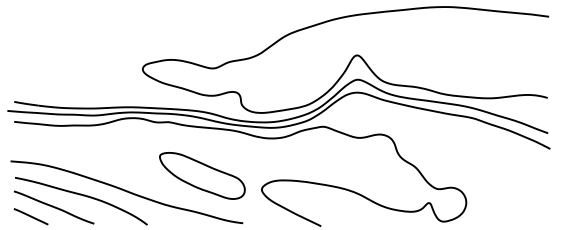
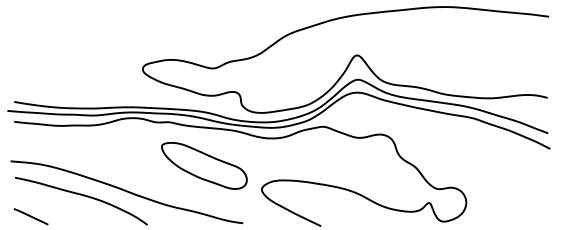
part position: (202, 175) -> (204, 165) (204, 165)
line: present -> none (54, 207)
